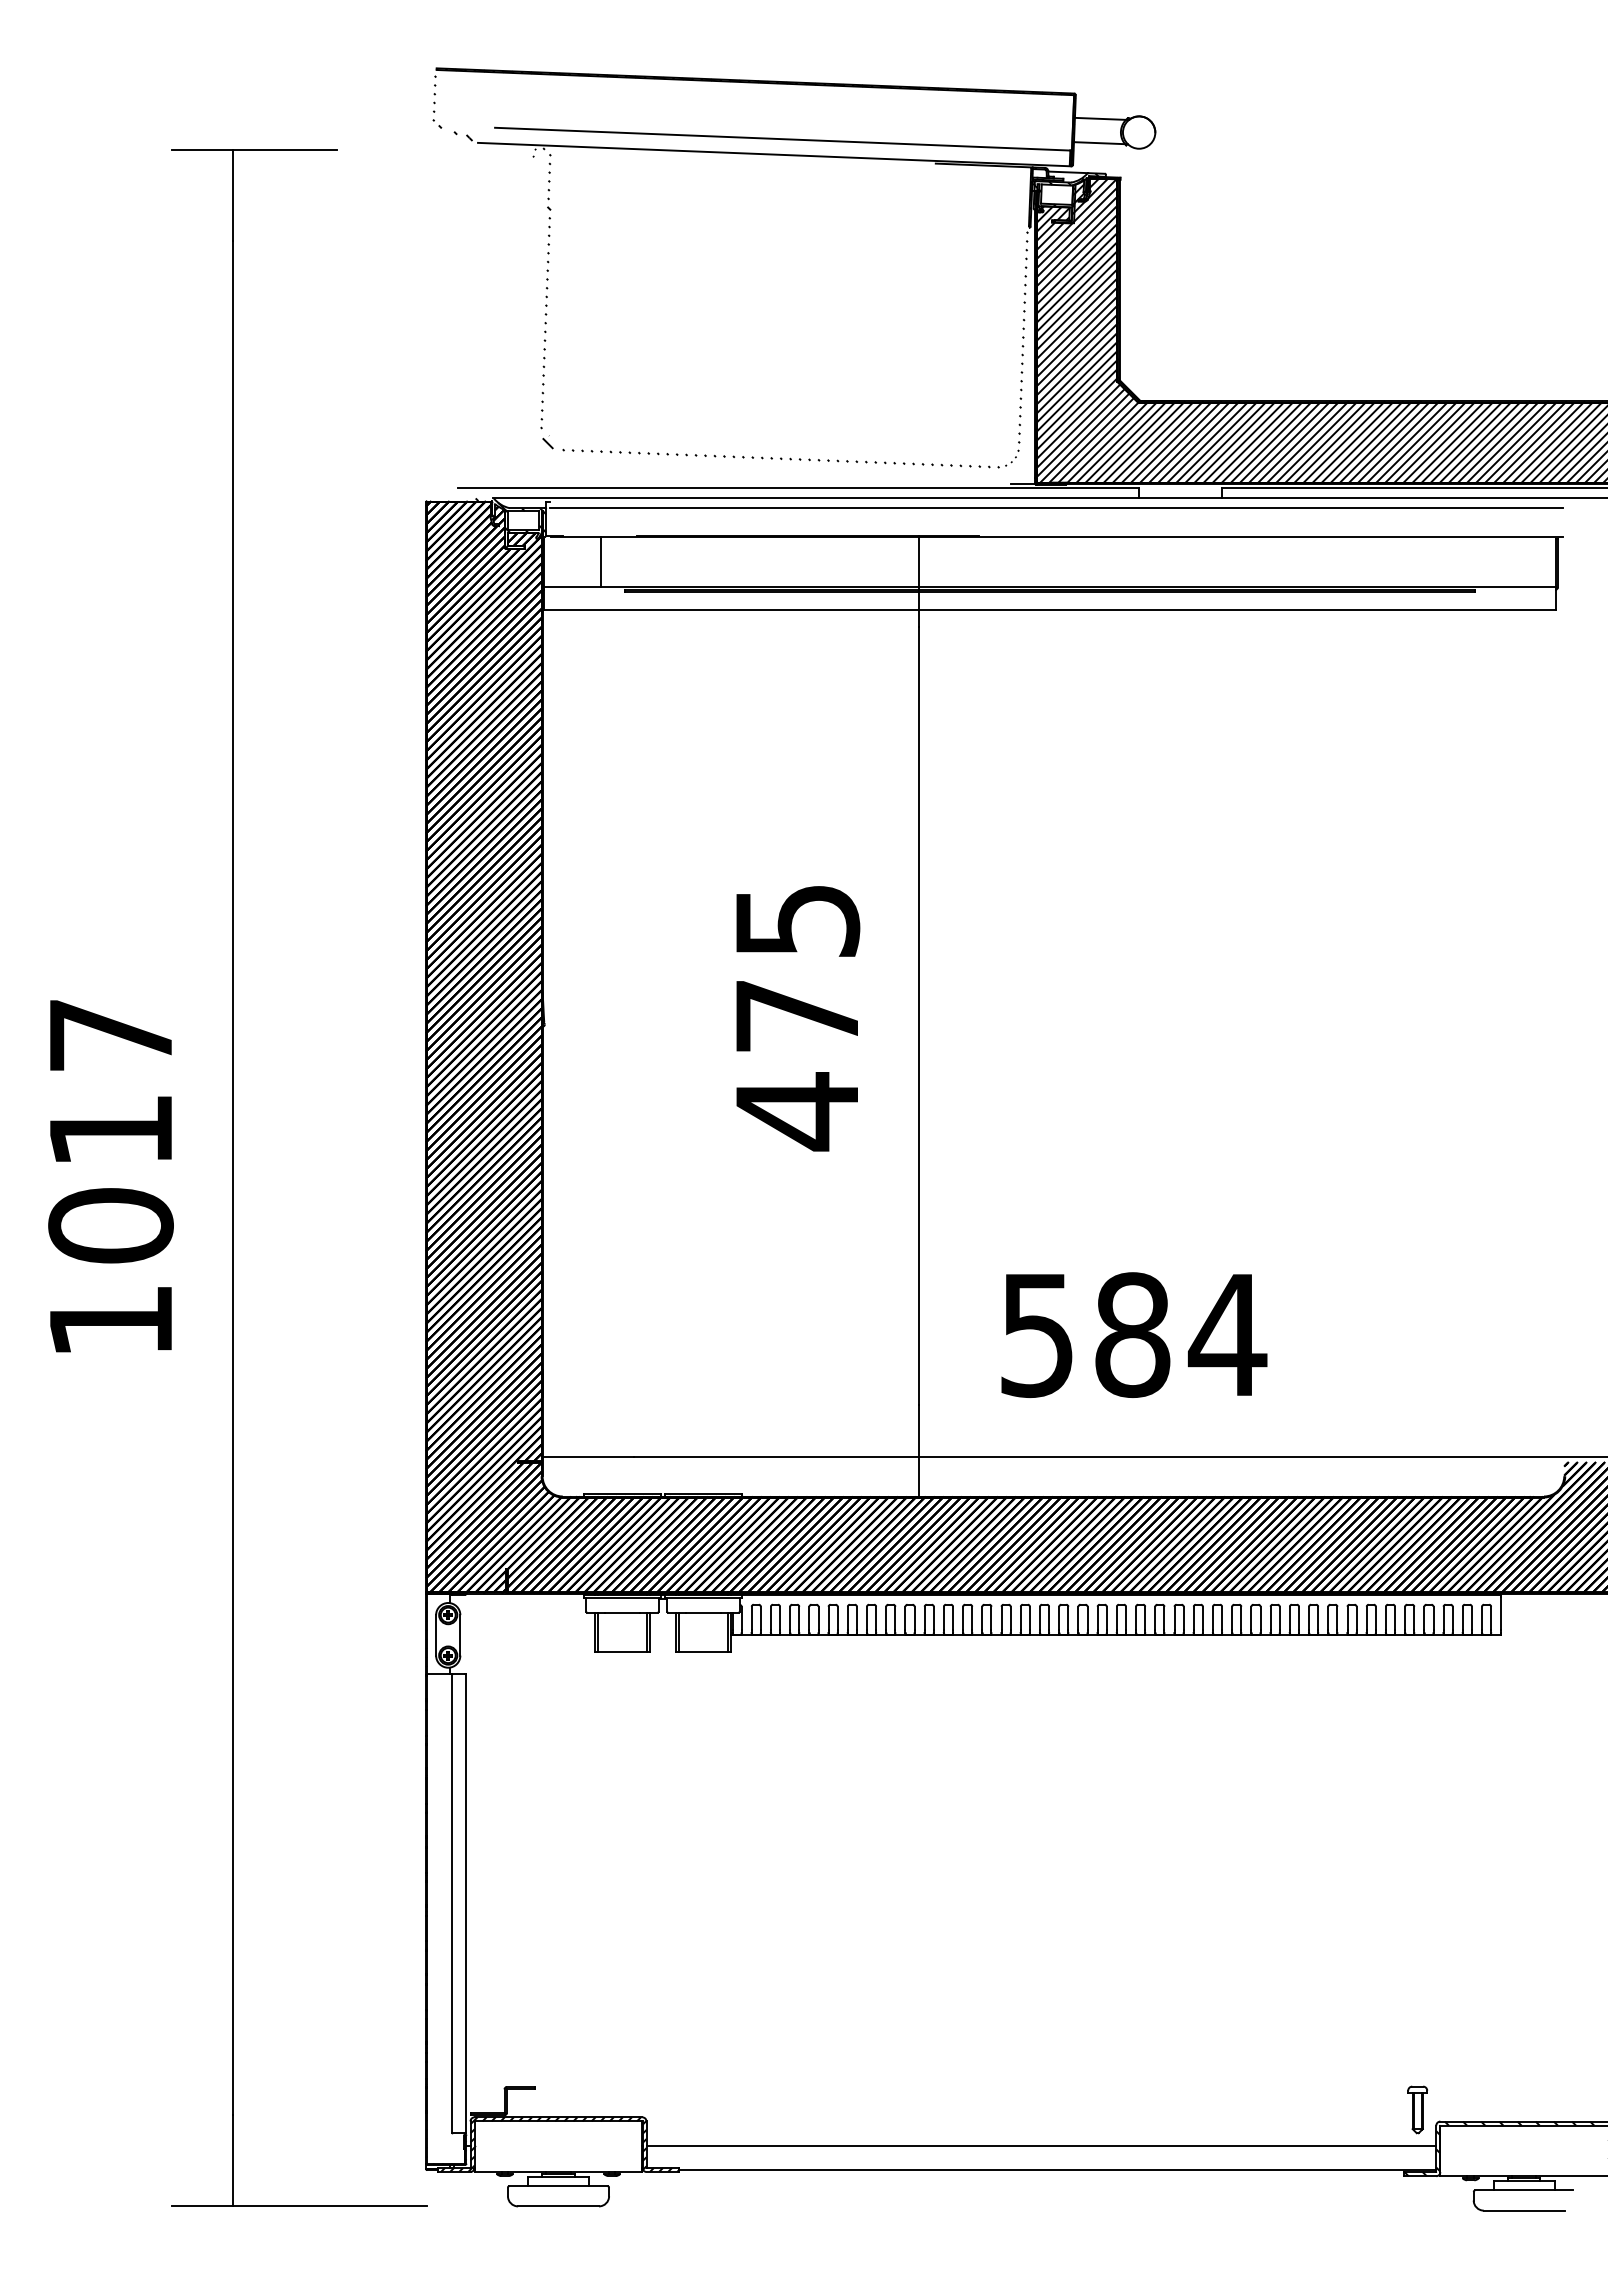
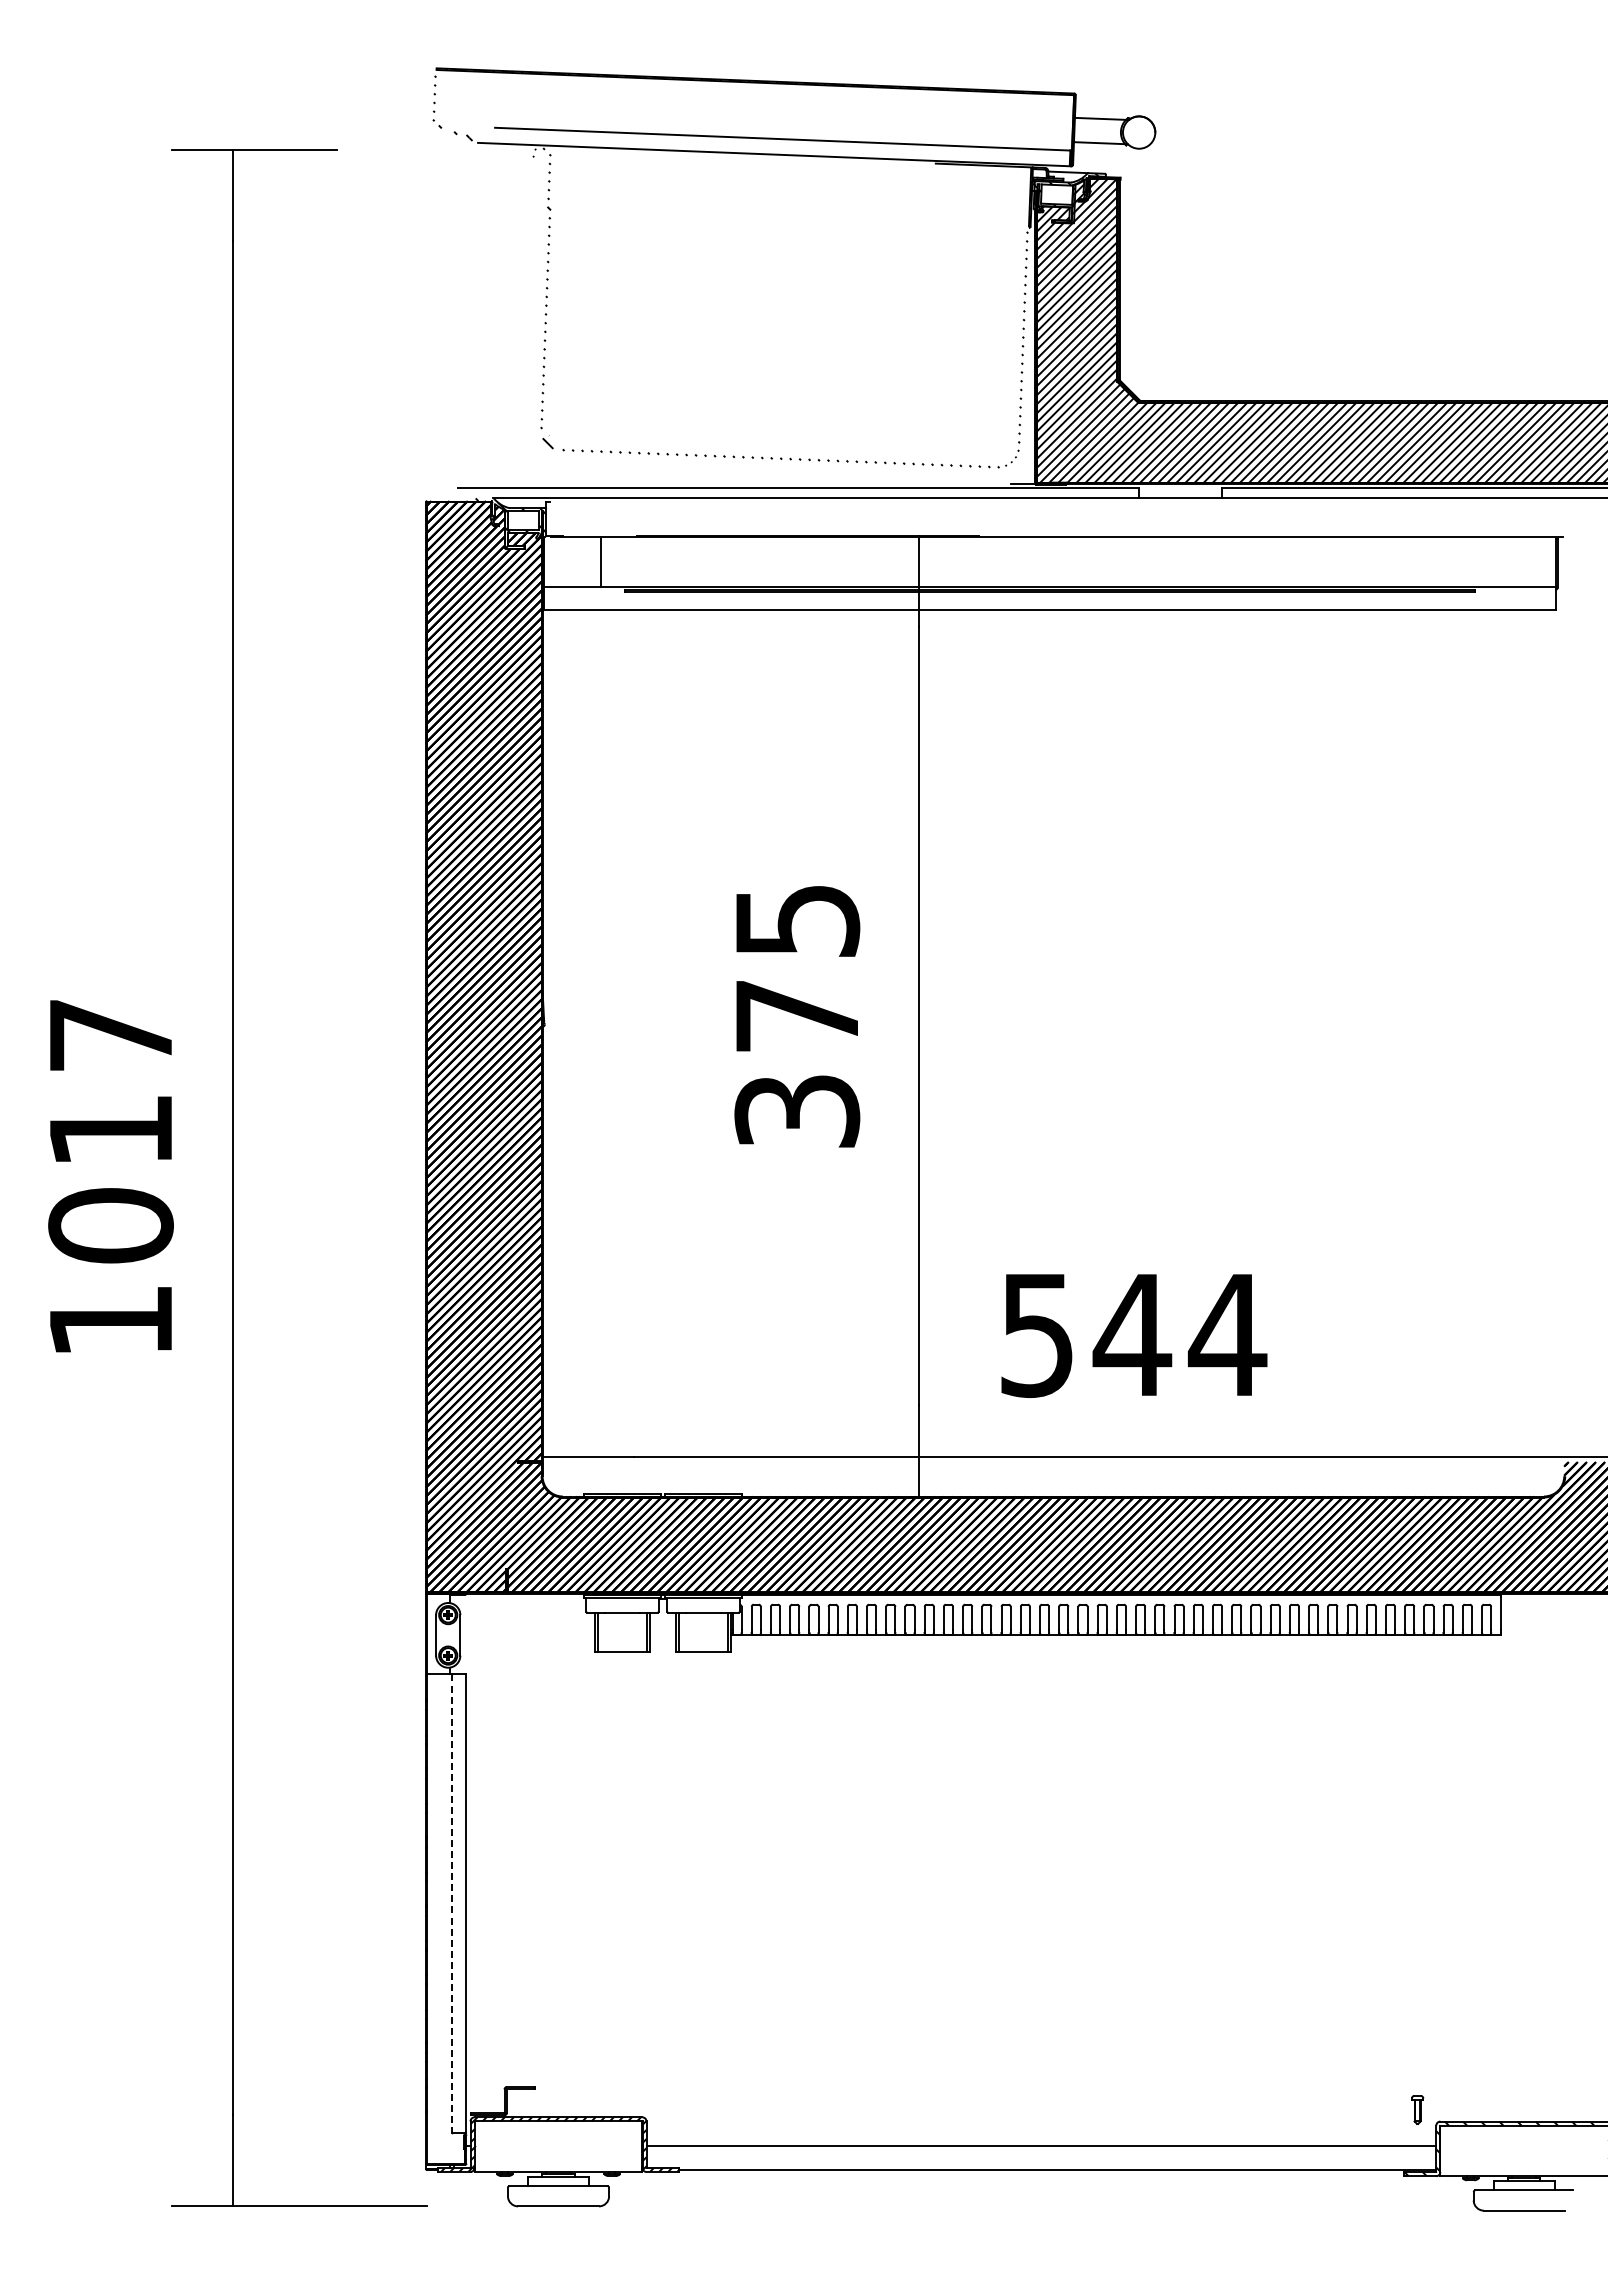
line: present -> none (1055, 508)
text: 475 -> 375 (797, 1111)
text: 584 -> 544 (1132, 1335)
line: solid -> dashed (452, 1904)
part size: 21x50 px -> 14x30 px (1417, 2109)
